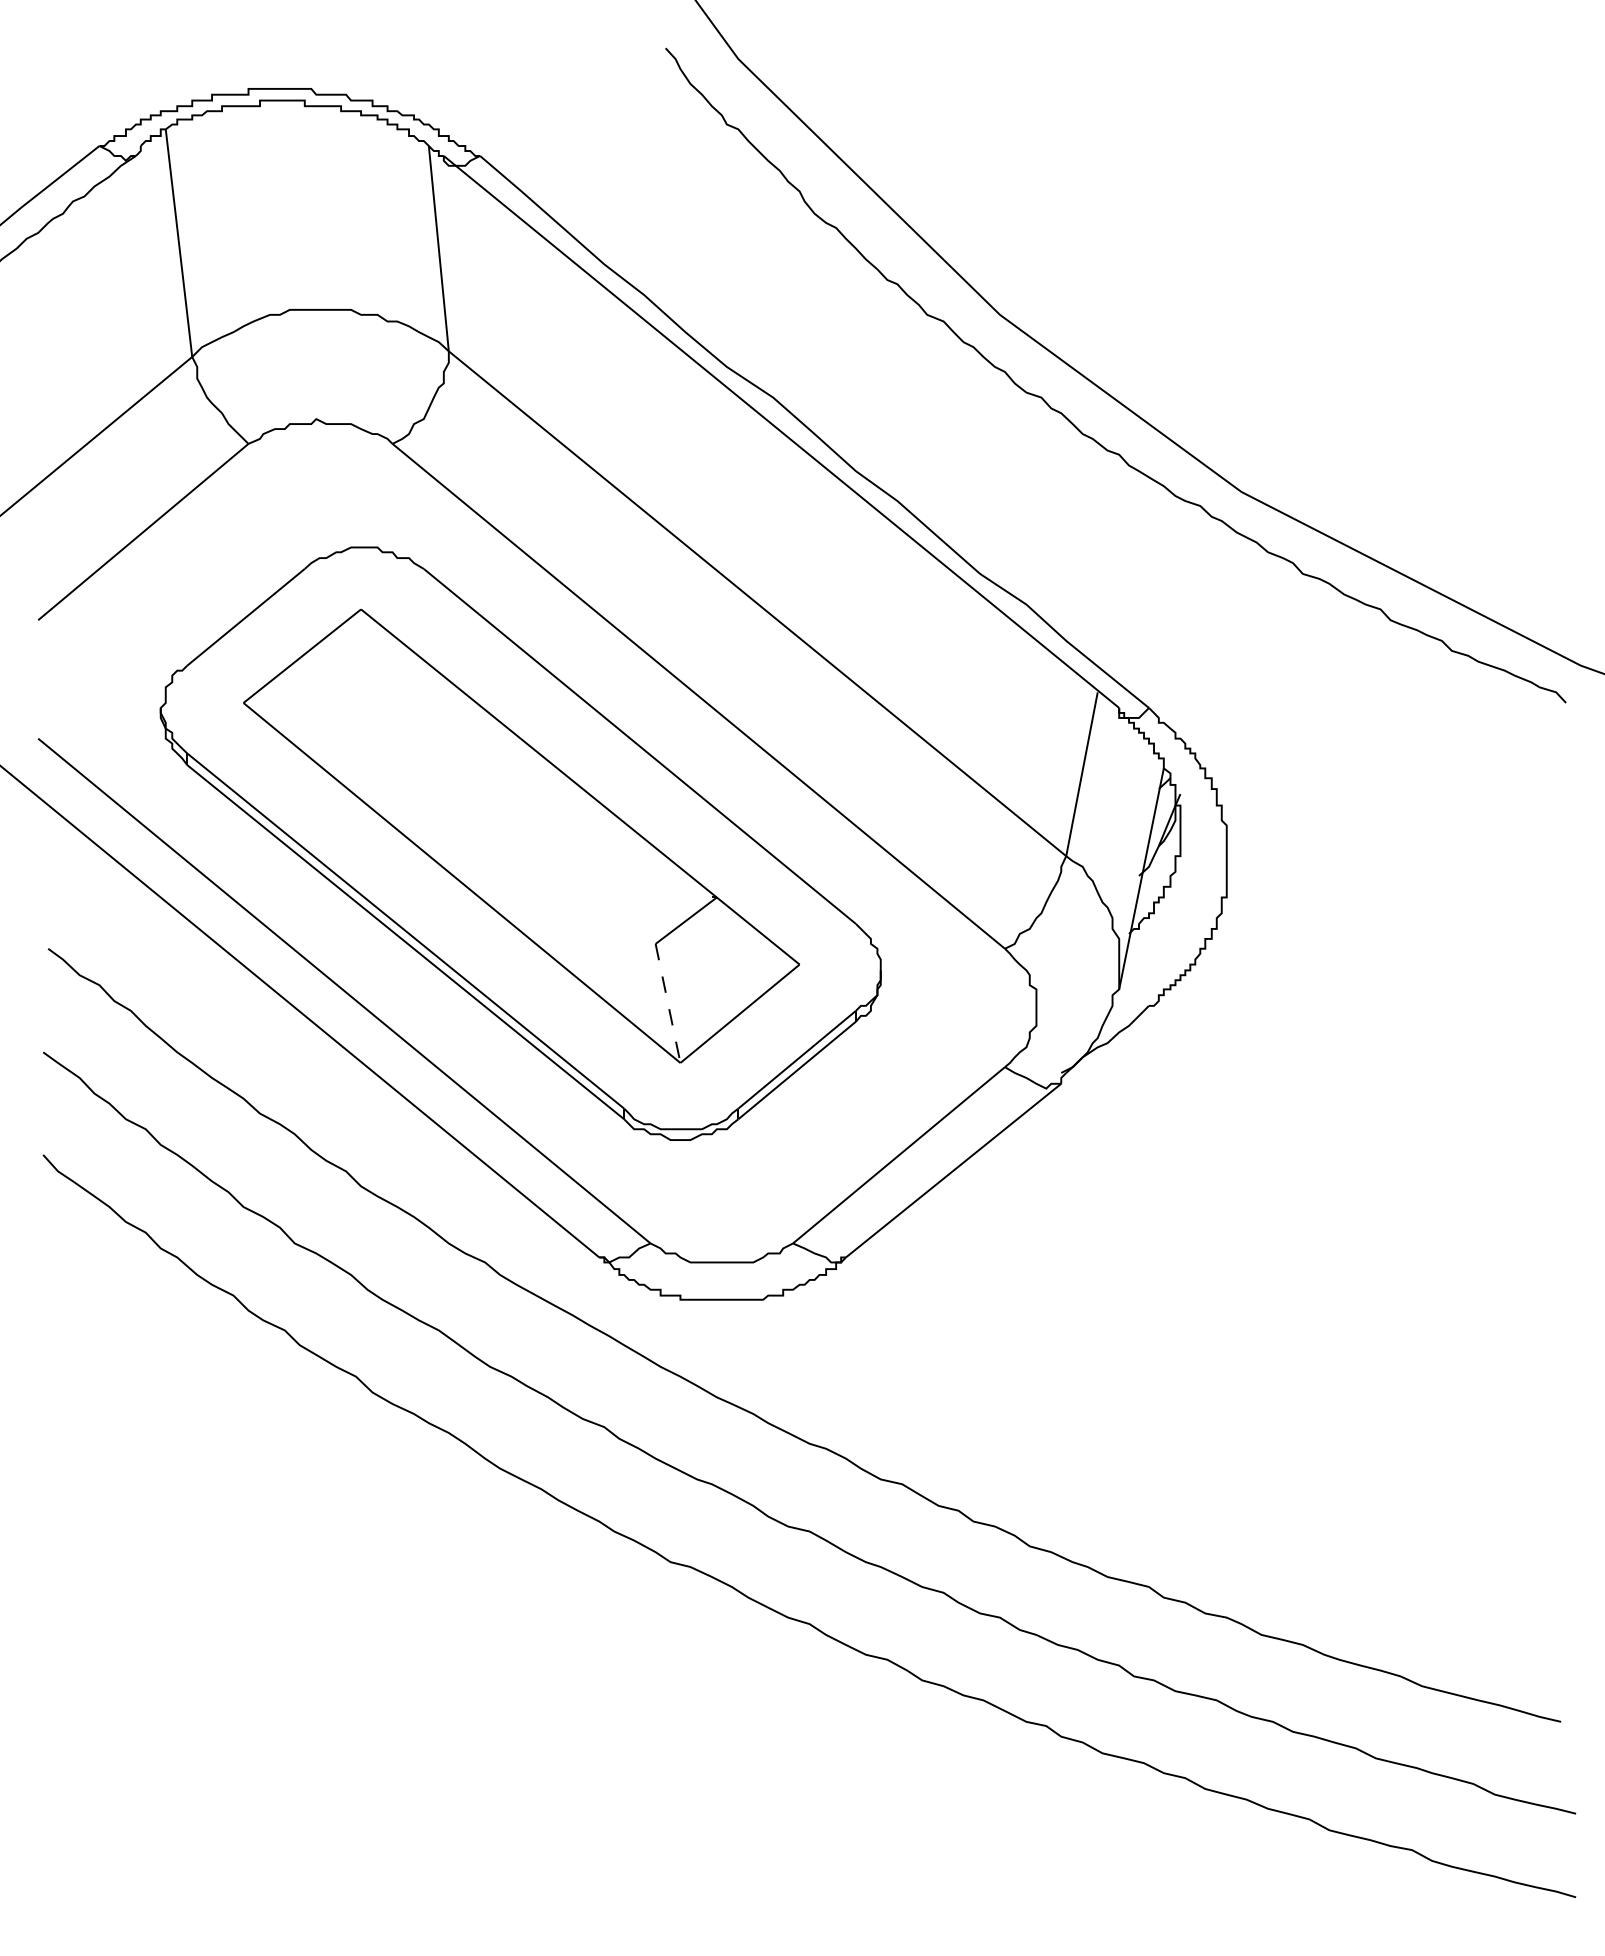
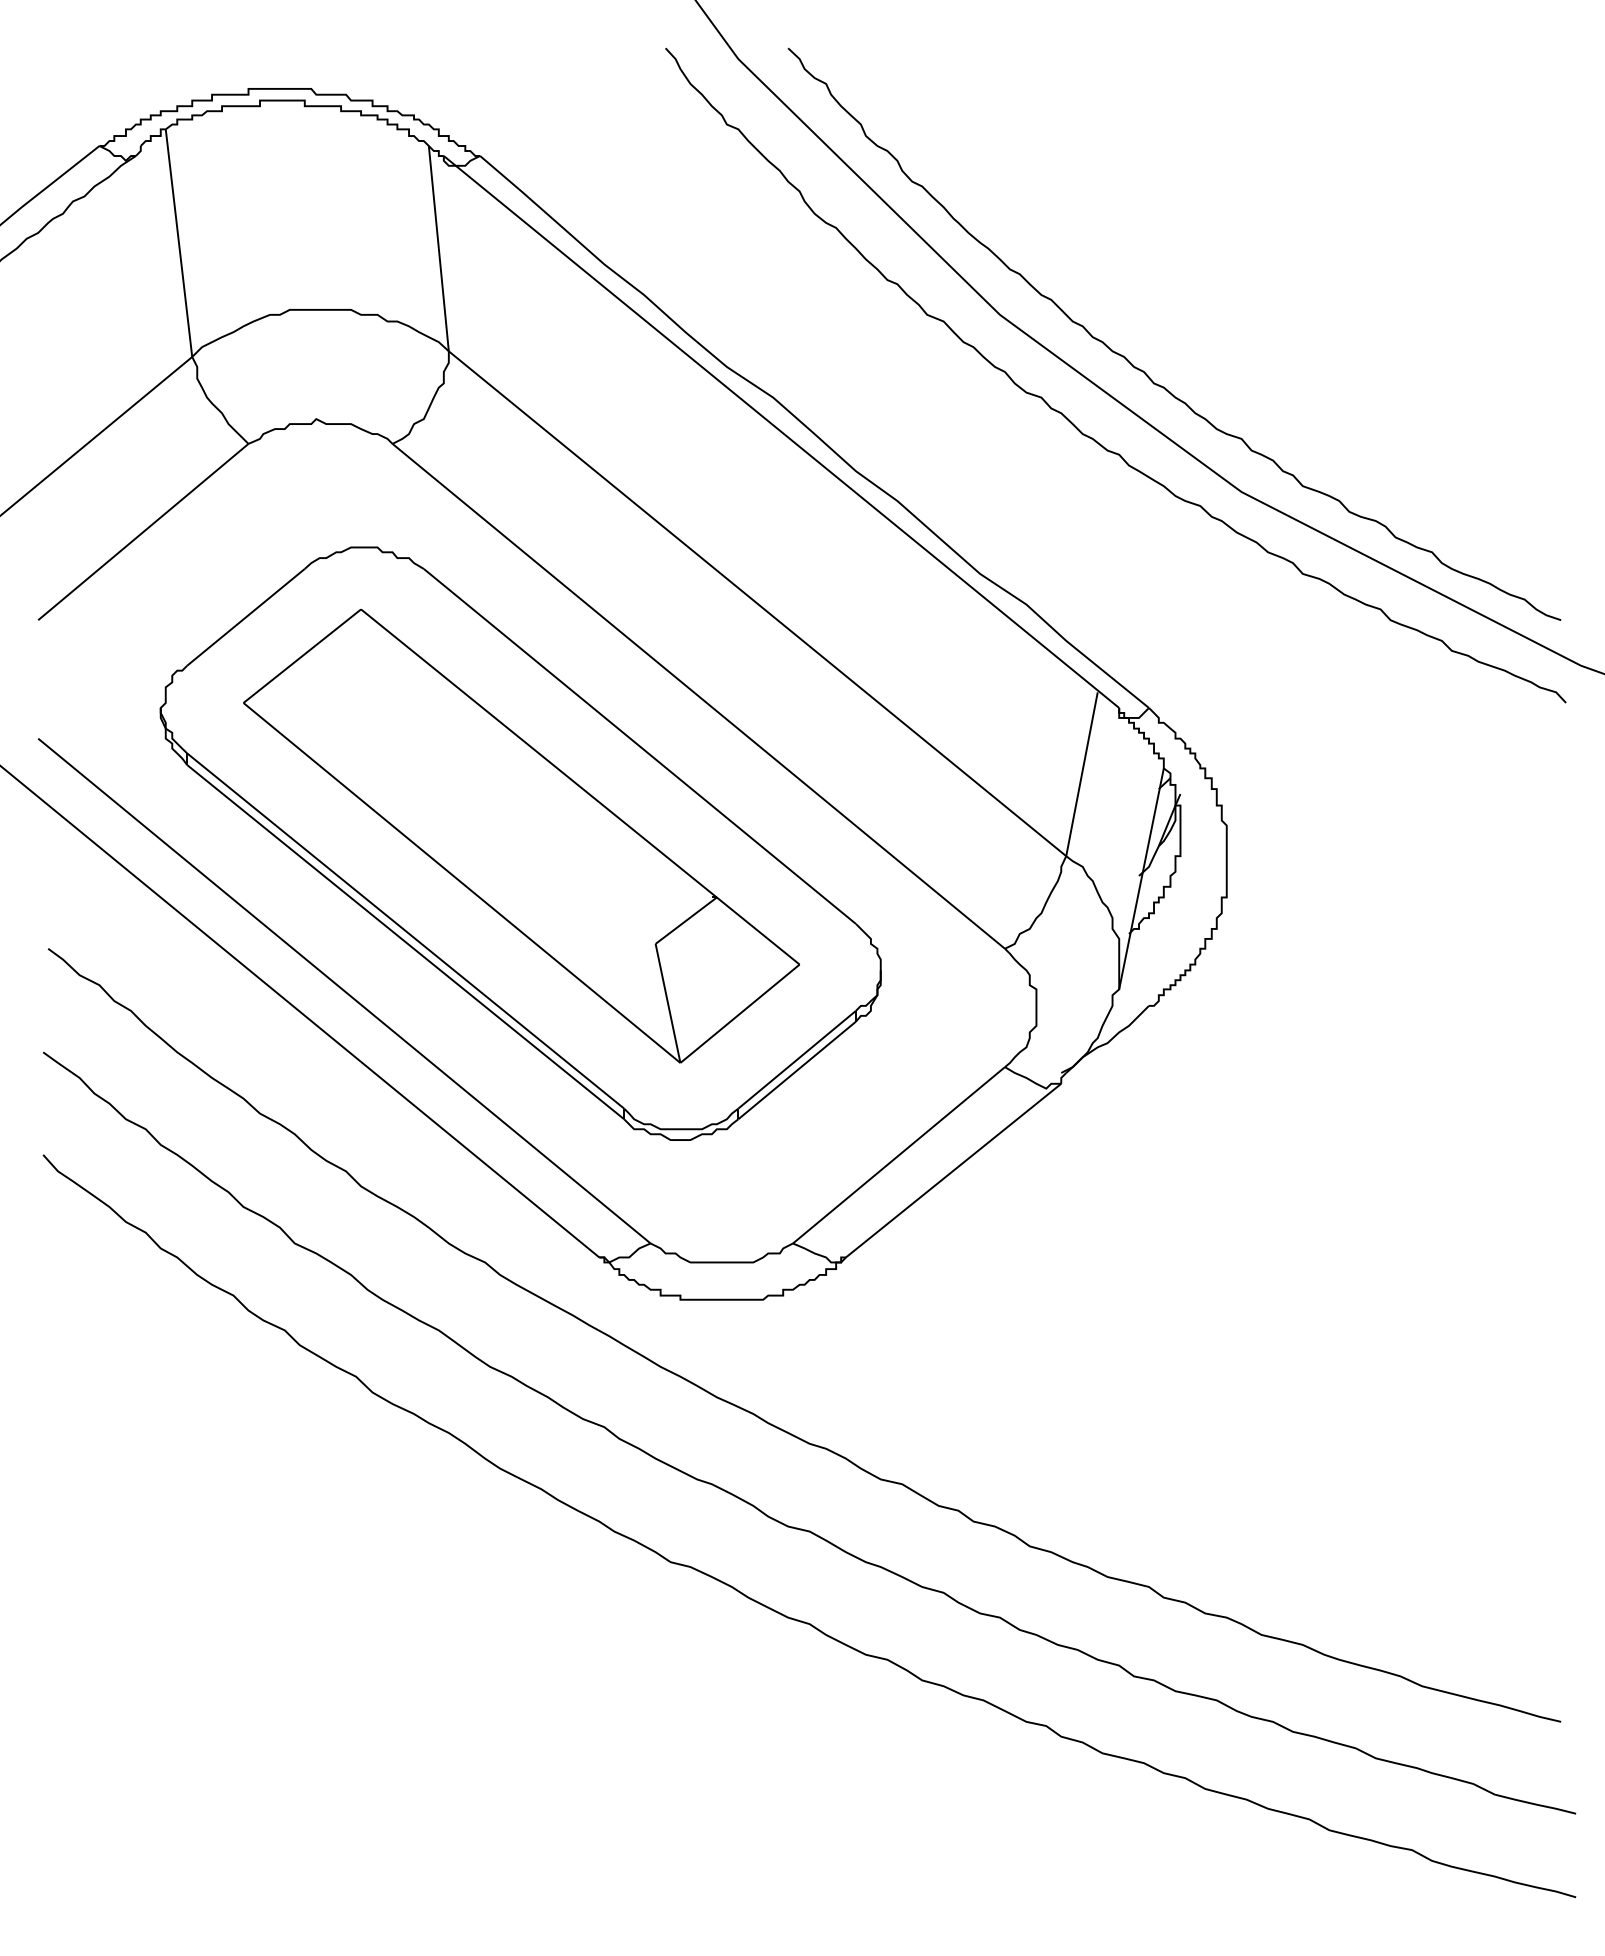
curve: none -> present (1143, 370)
line: dashed -> solid (668, 1003)
